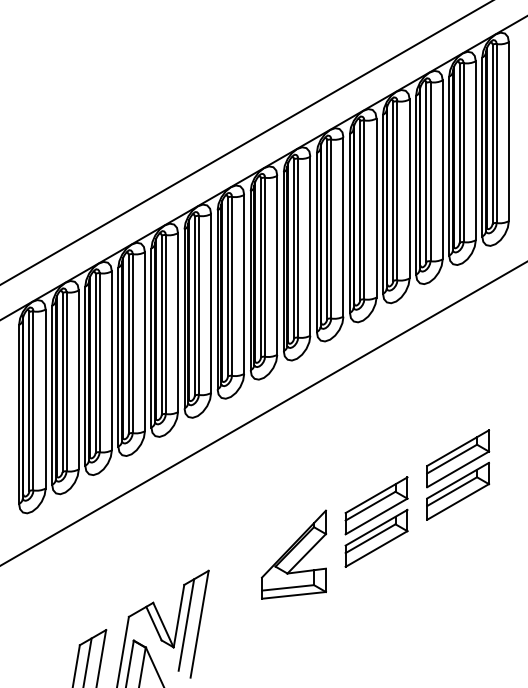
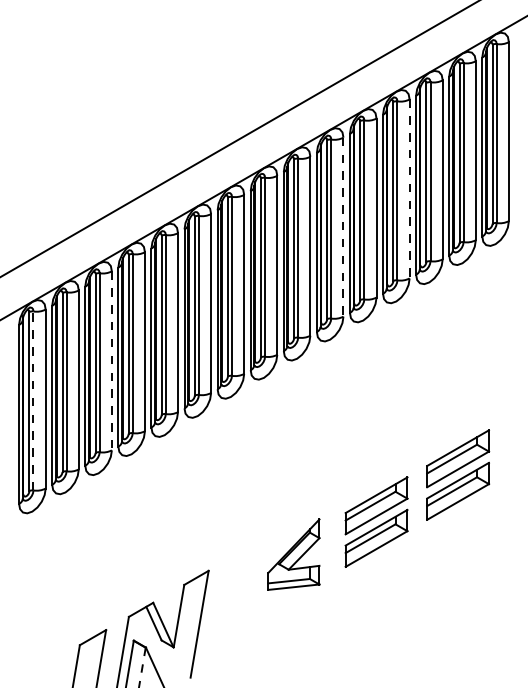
line position: (246, 142) -> (239, 139) (239, 139)
line: solid -> dashed (409, 189)
line: solid -> dashed (343, 227)
line: solid -> dashed (111, 361)
line: solid -> dashed (33, 400)
line: present -> none (263, 413)
part size: 67x91 px -> 54x73 px (293, 554)
line: present -> none (186, 624)
line: present -> none (87, 661)
line: solid -> dashed (142, 668)
